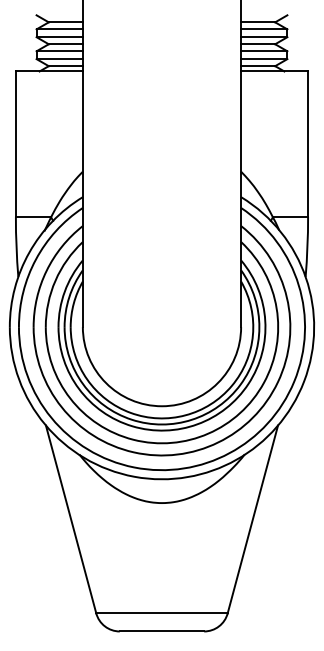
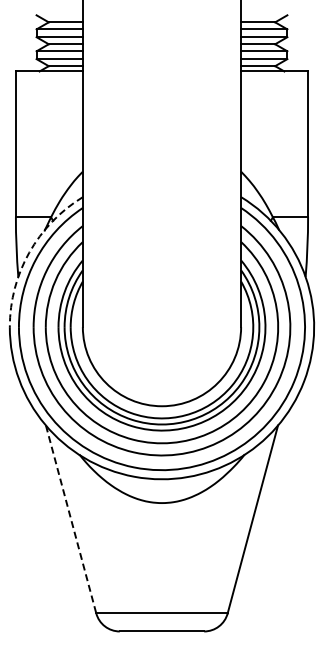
arc: solid -> dashed (29, 252)
line: solid -> dashed (71, 519)
